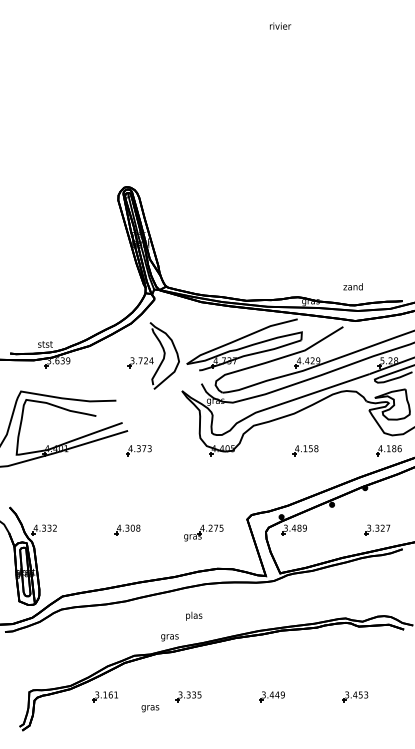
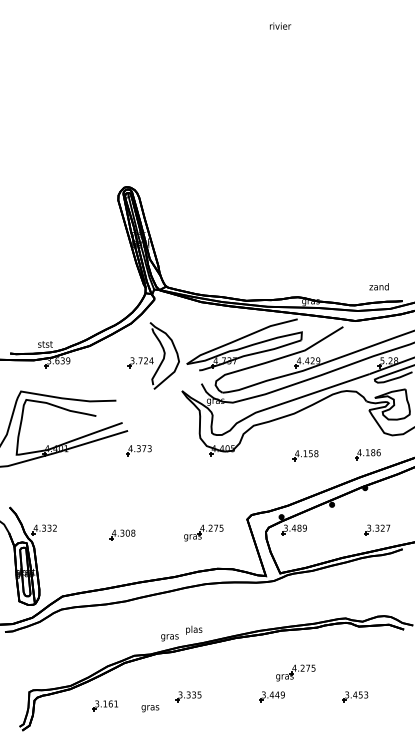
text position: (352, 286) -> (378, 286) (378, 286)
part position: (305, 450) -> (305, 455) (305, 455)
part position: (388, 450) -> (367, 454) (367, 454)
part position: (127, 529) -> (122, 534) (122, 534)
text position: (194, 615) -> (194, 629) (194, 629)
part: none -> present (295, 672)
part position: (104, 696) -> (104, 705) (104, 705)
